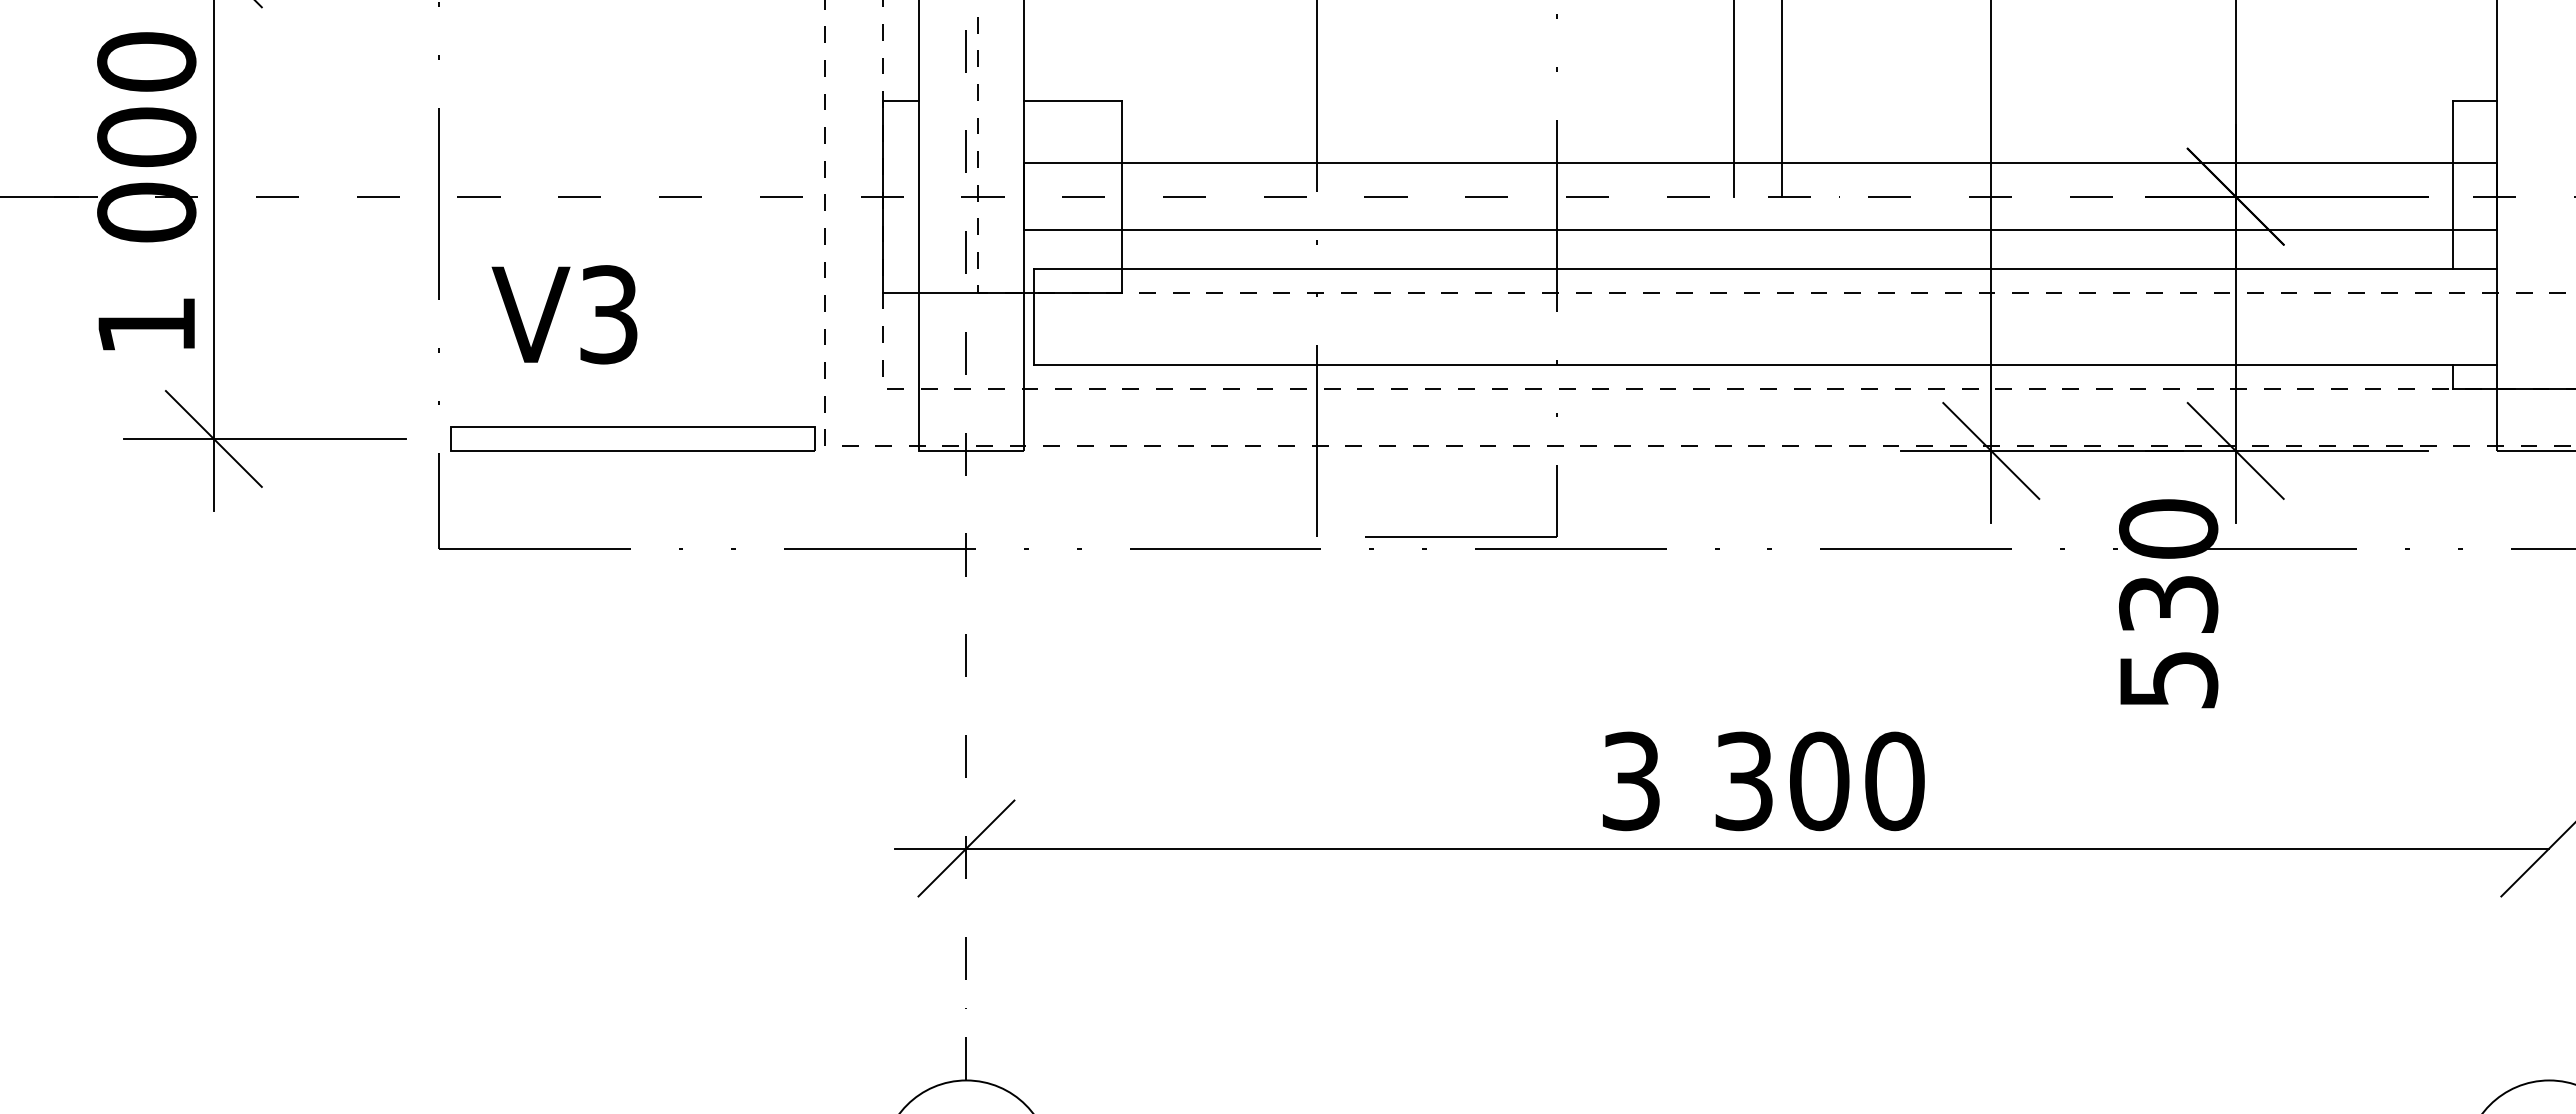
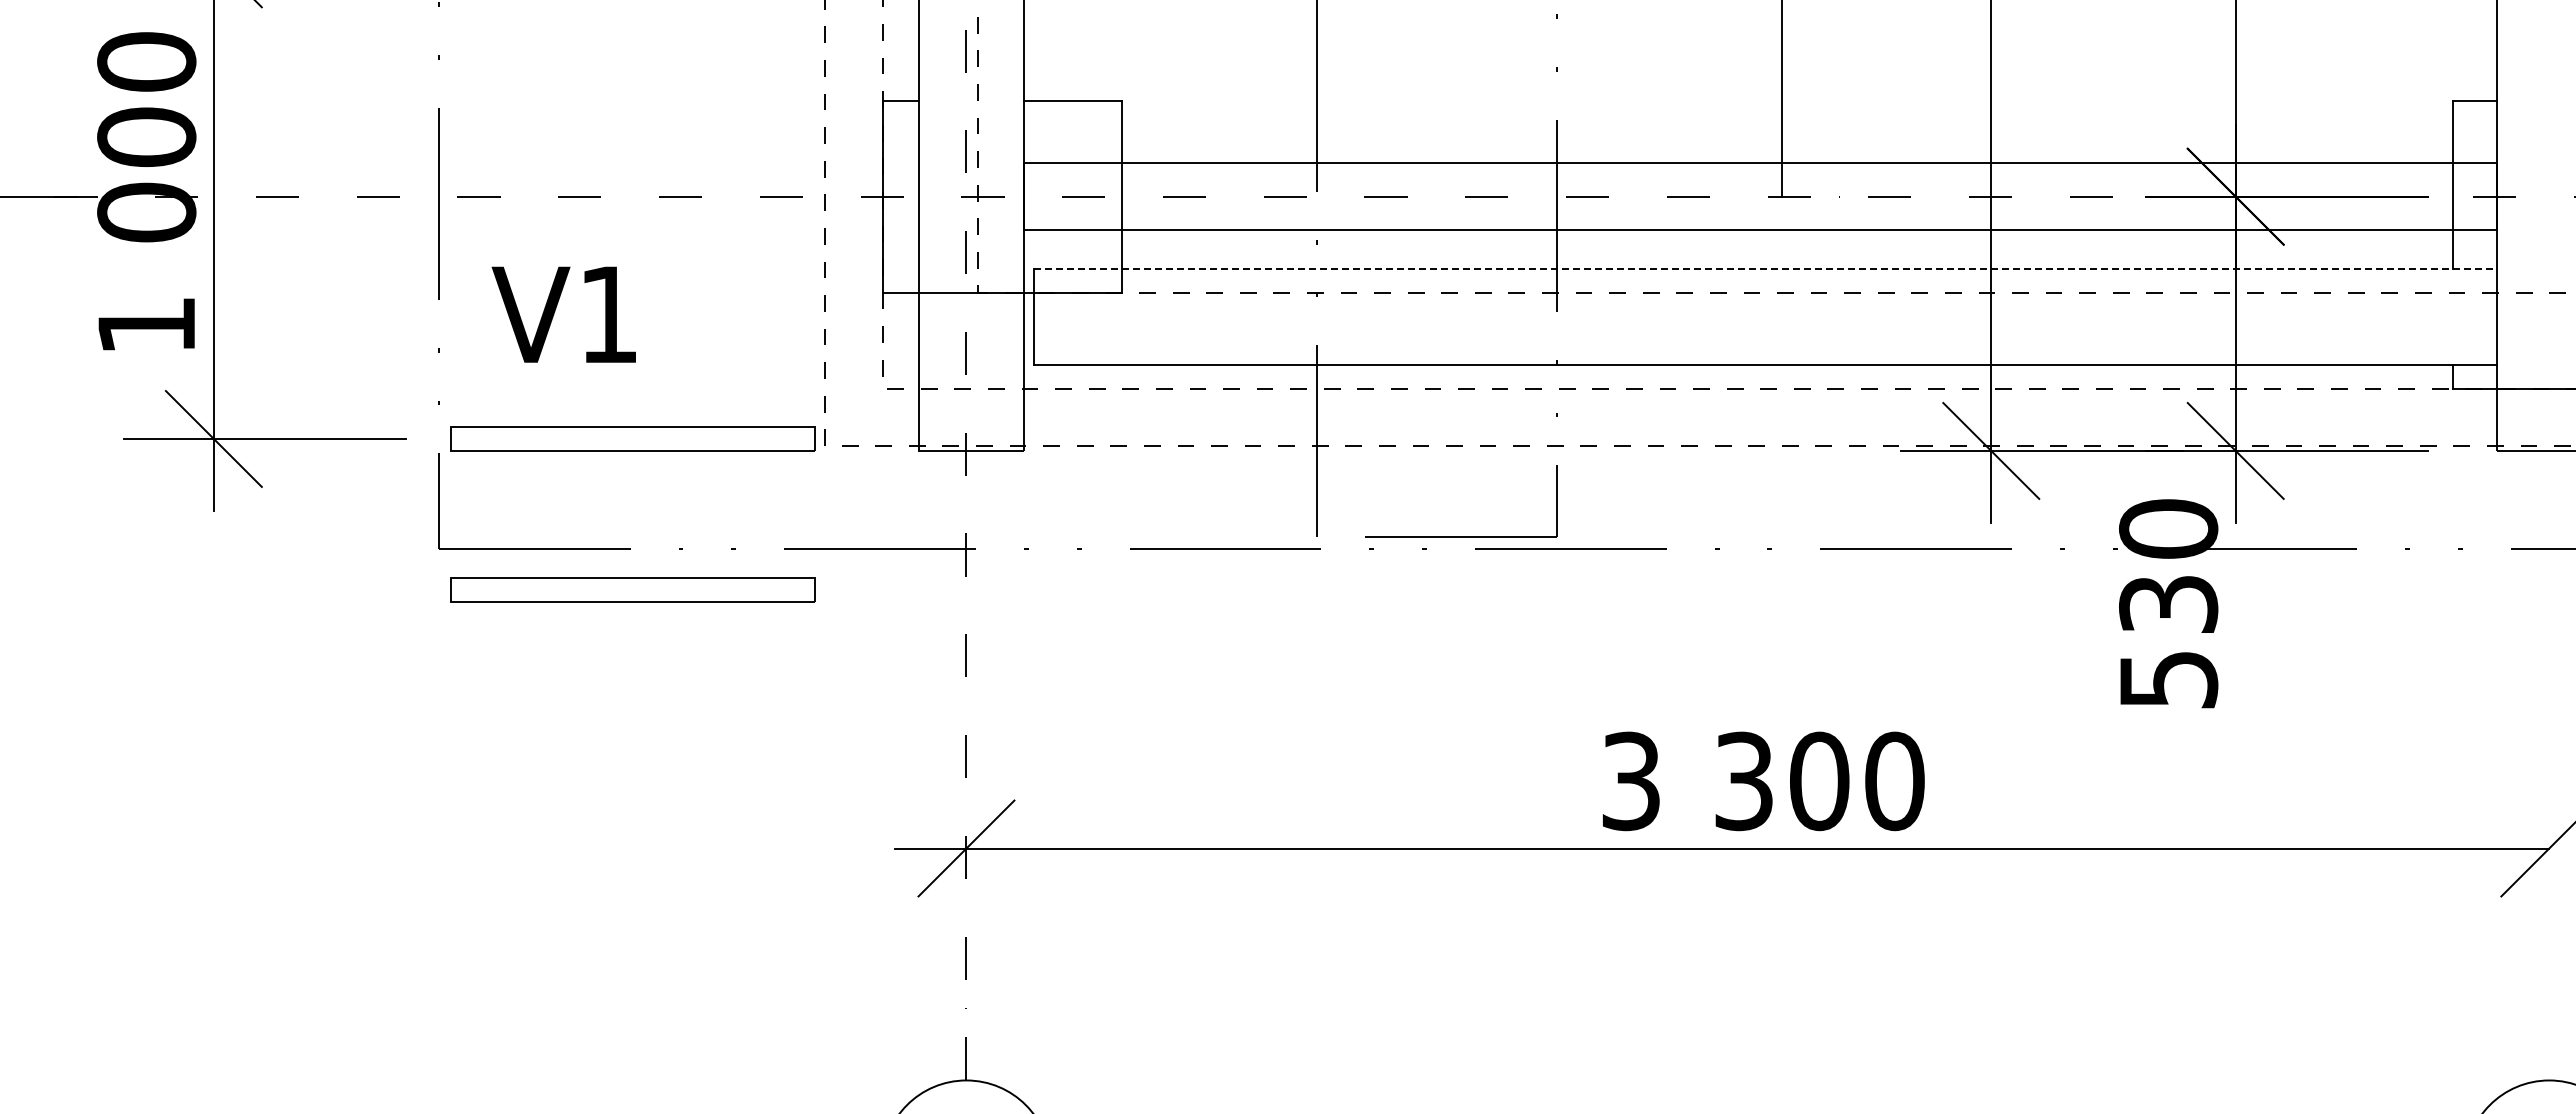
line: present -> none (1733, 99)
line: solid -> dashed (1765, 268)
text: V3 -> V1 (608, 314)
part: none -> present (632, 589)
